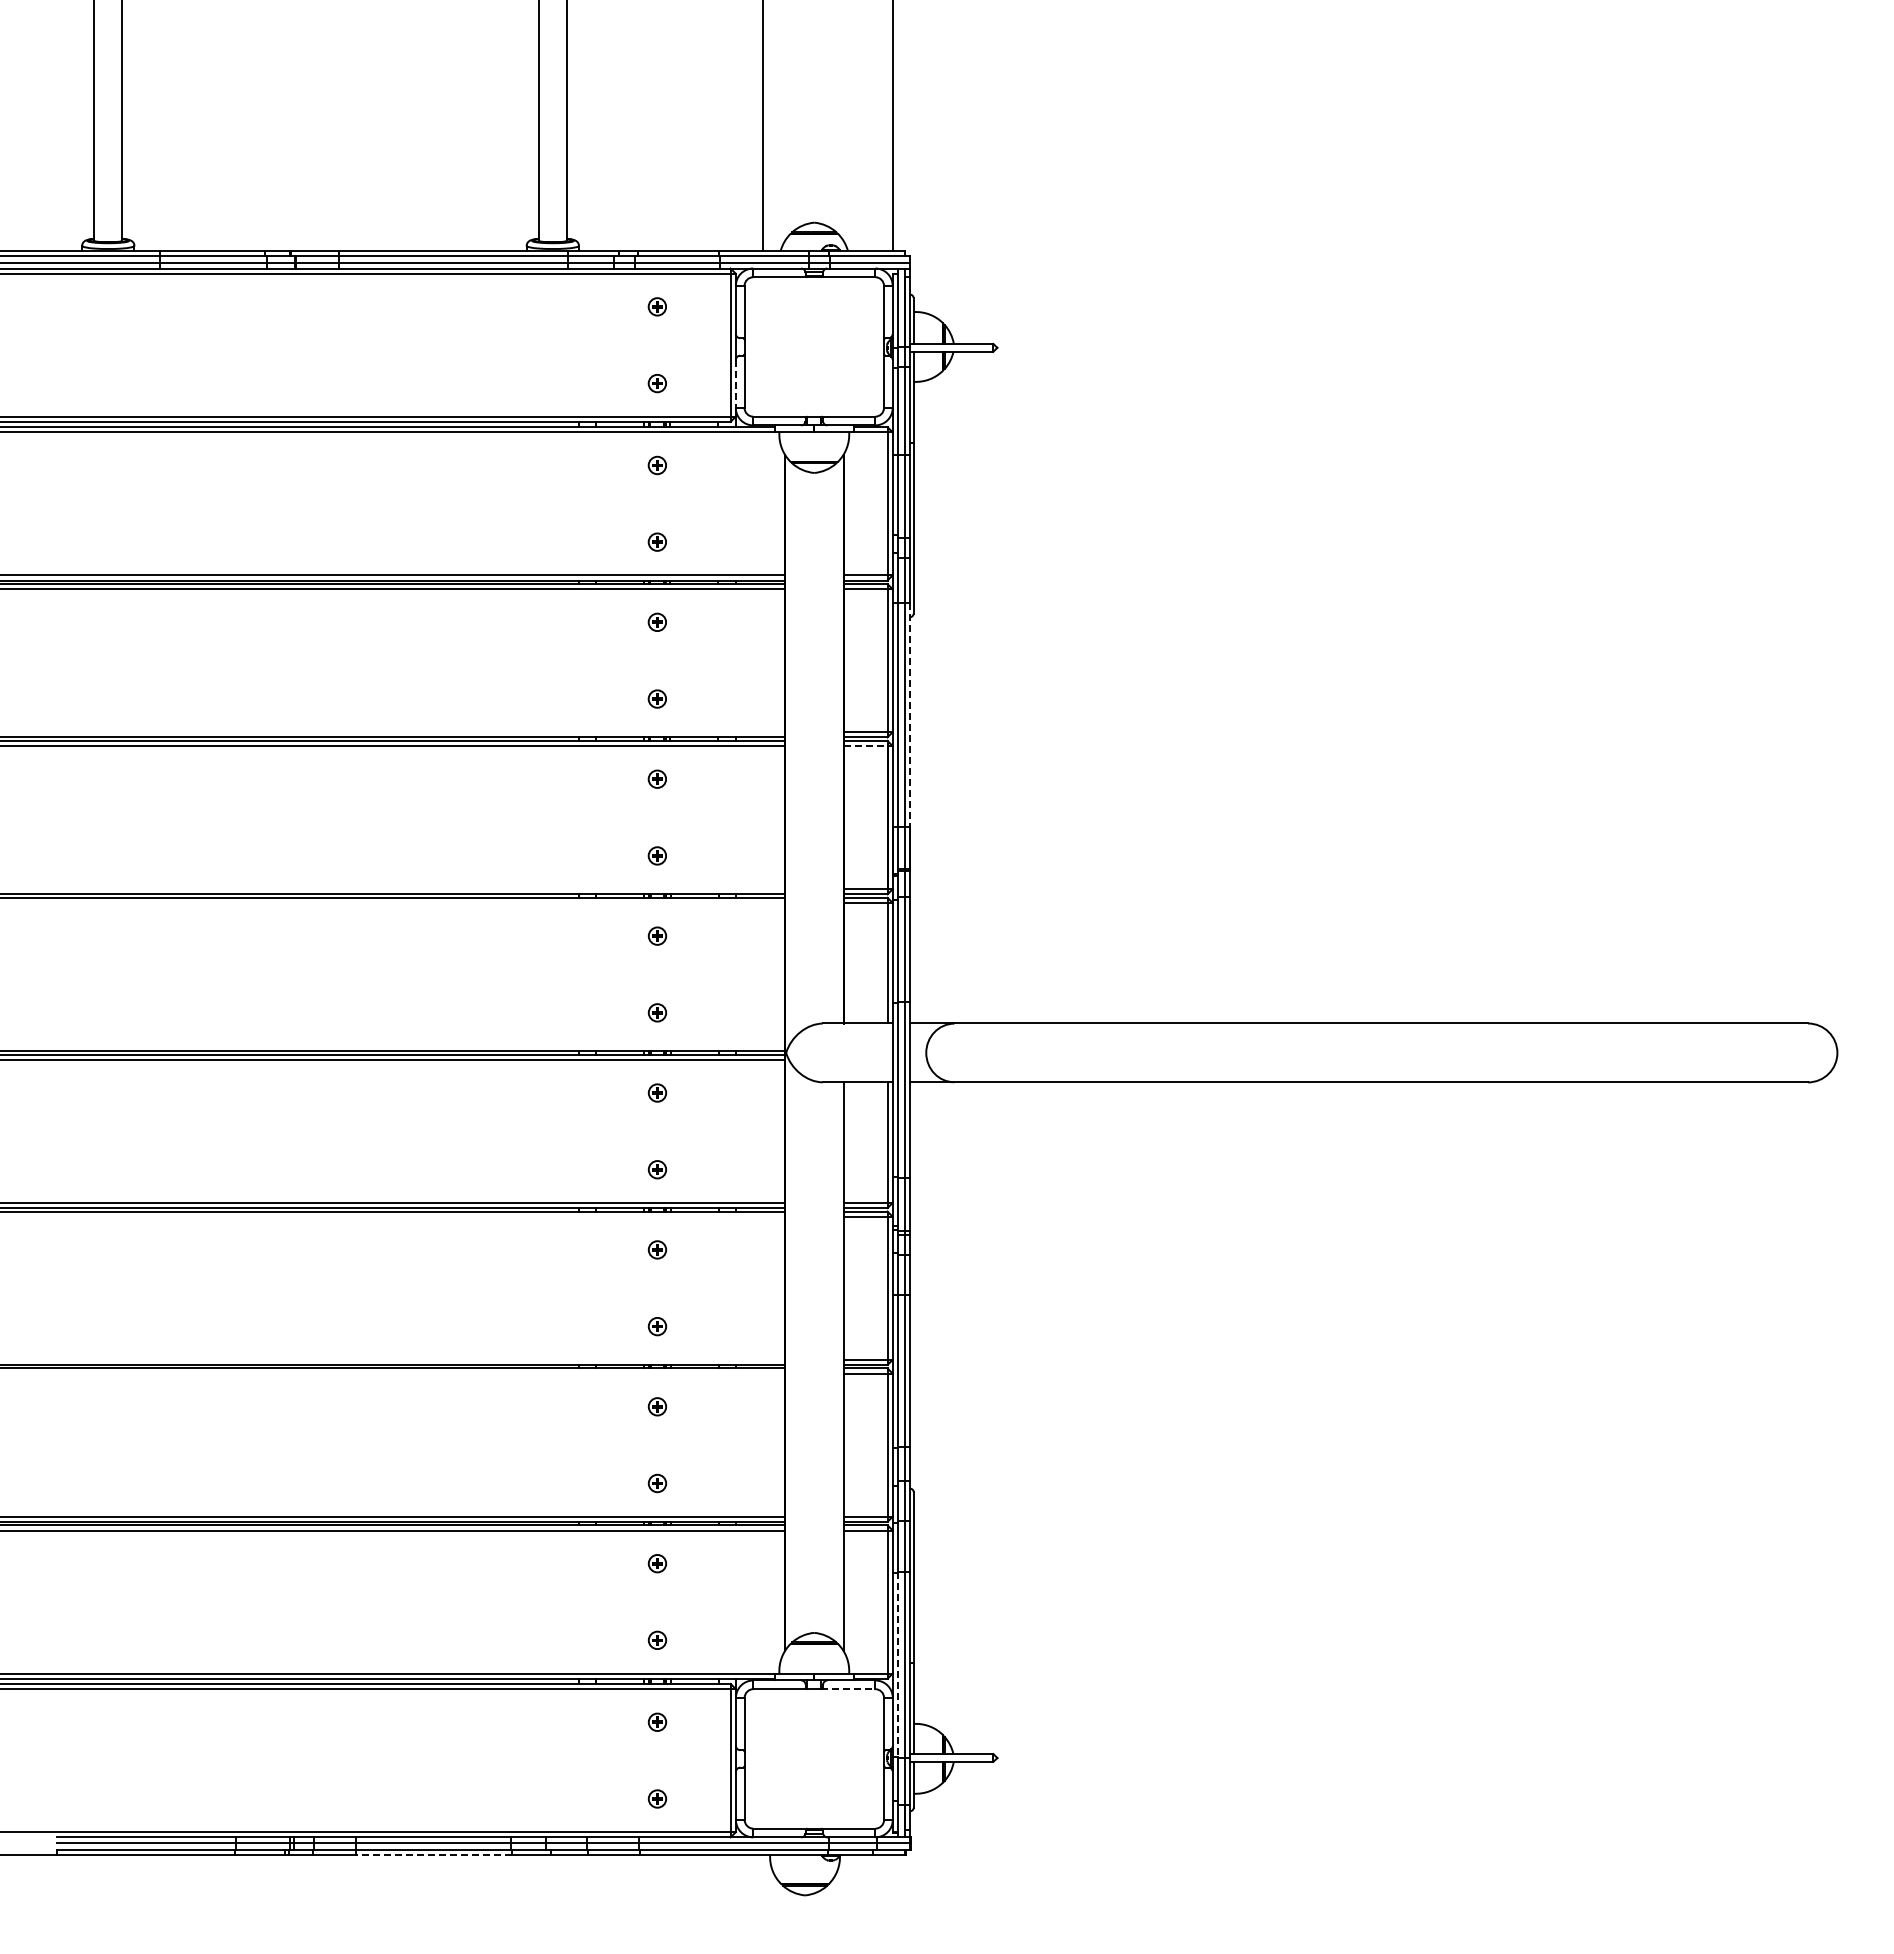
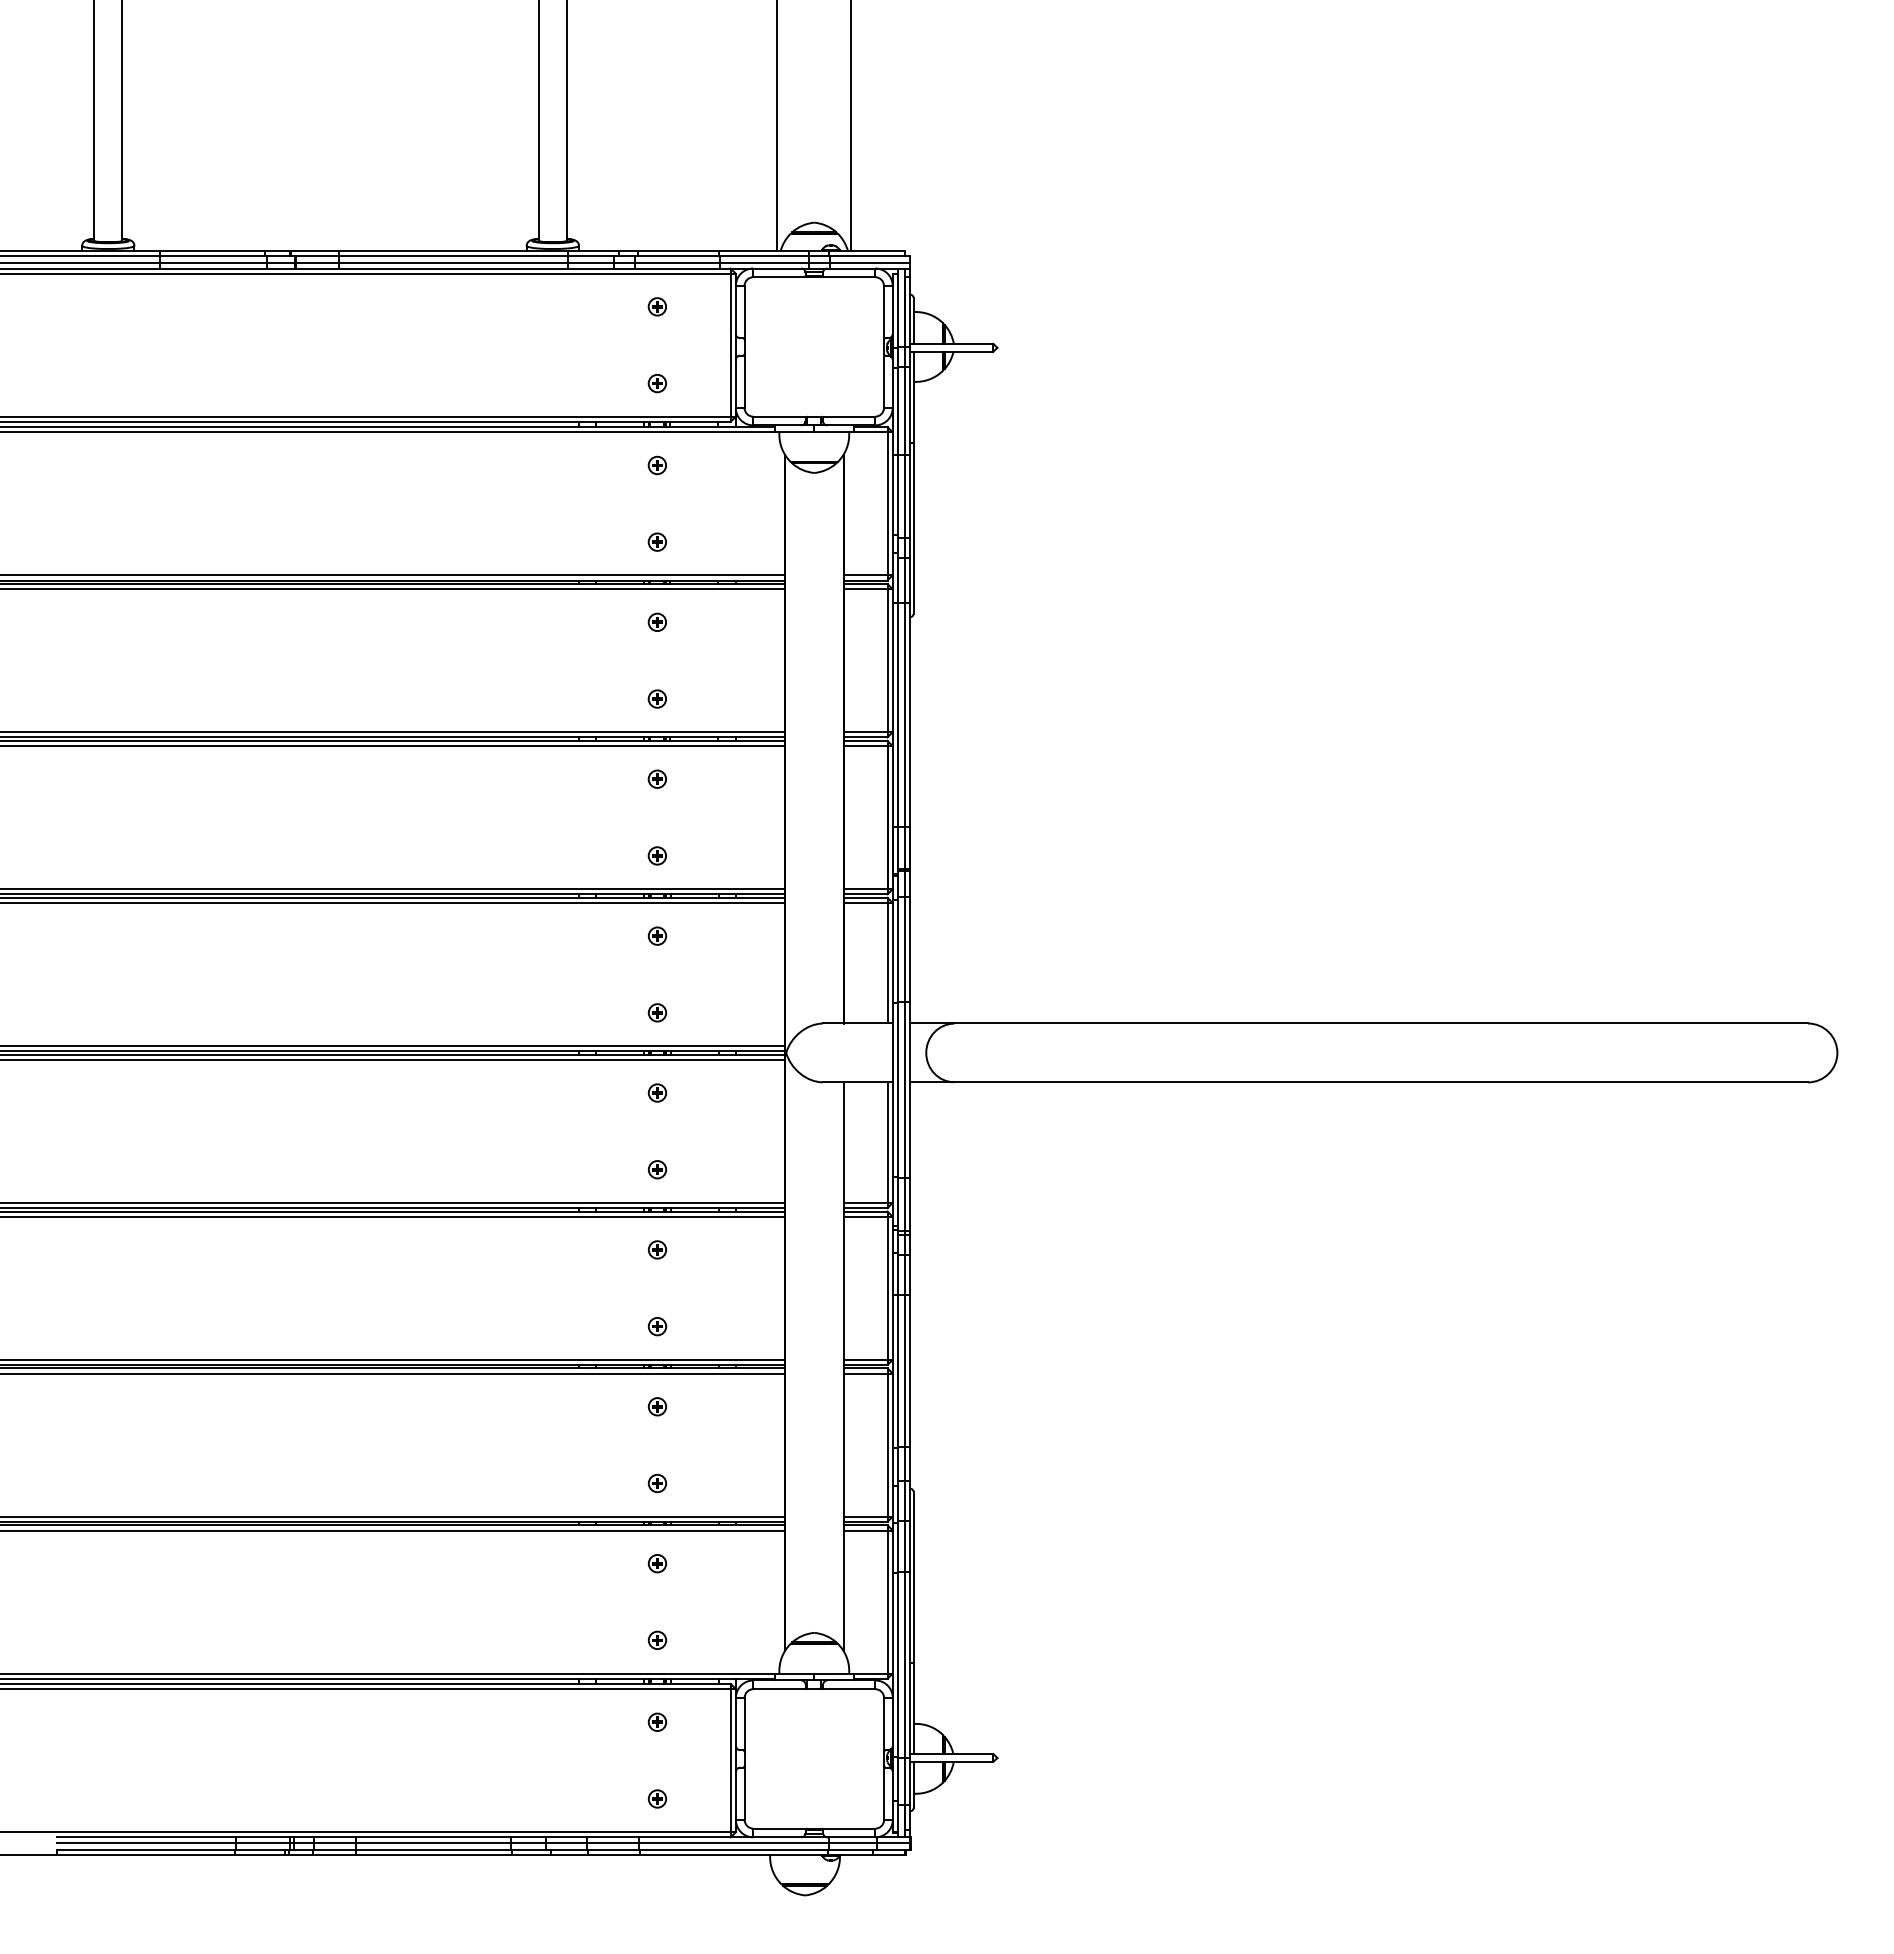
line position: (763, 126) -> (777, 126) (777, 126)
line position: (893, 126) -> (851, 126) (851, 126)
line: dashed -> solid (735, 384)
line: dashed -> solid (910, 715)
line: none -> present (393, 732)
line: dashed -> solid (865, 746)
line: none -> present (393, 889)
line: none -> present (393, 903)
line: none -> present (393, 1045)
line: none -> present (393, 1216)
line: none -> present (393, 1359)
line: none -> present (393, 1373)
line: dashed -> solid (898, 1665)
line: dashed -> solid (848, 1689)
line: dashed -> solid (434, 1854)
